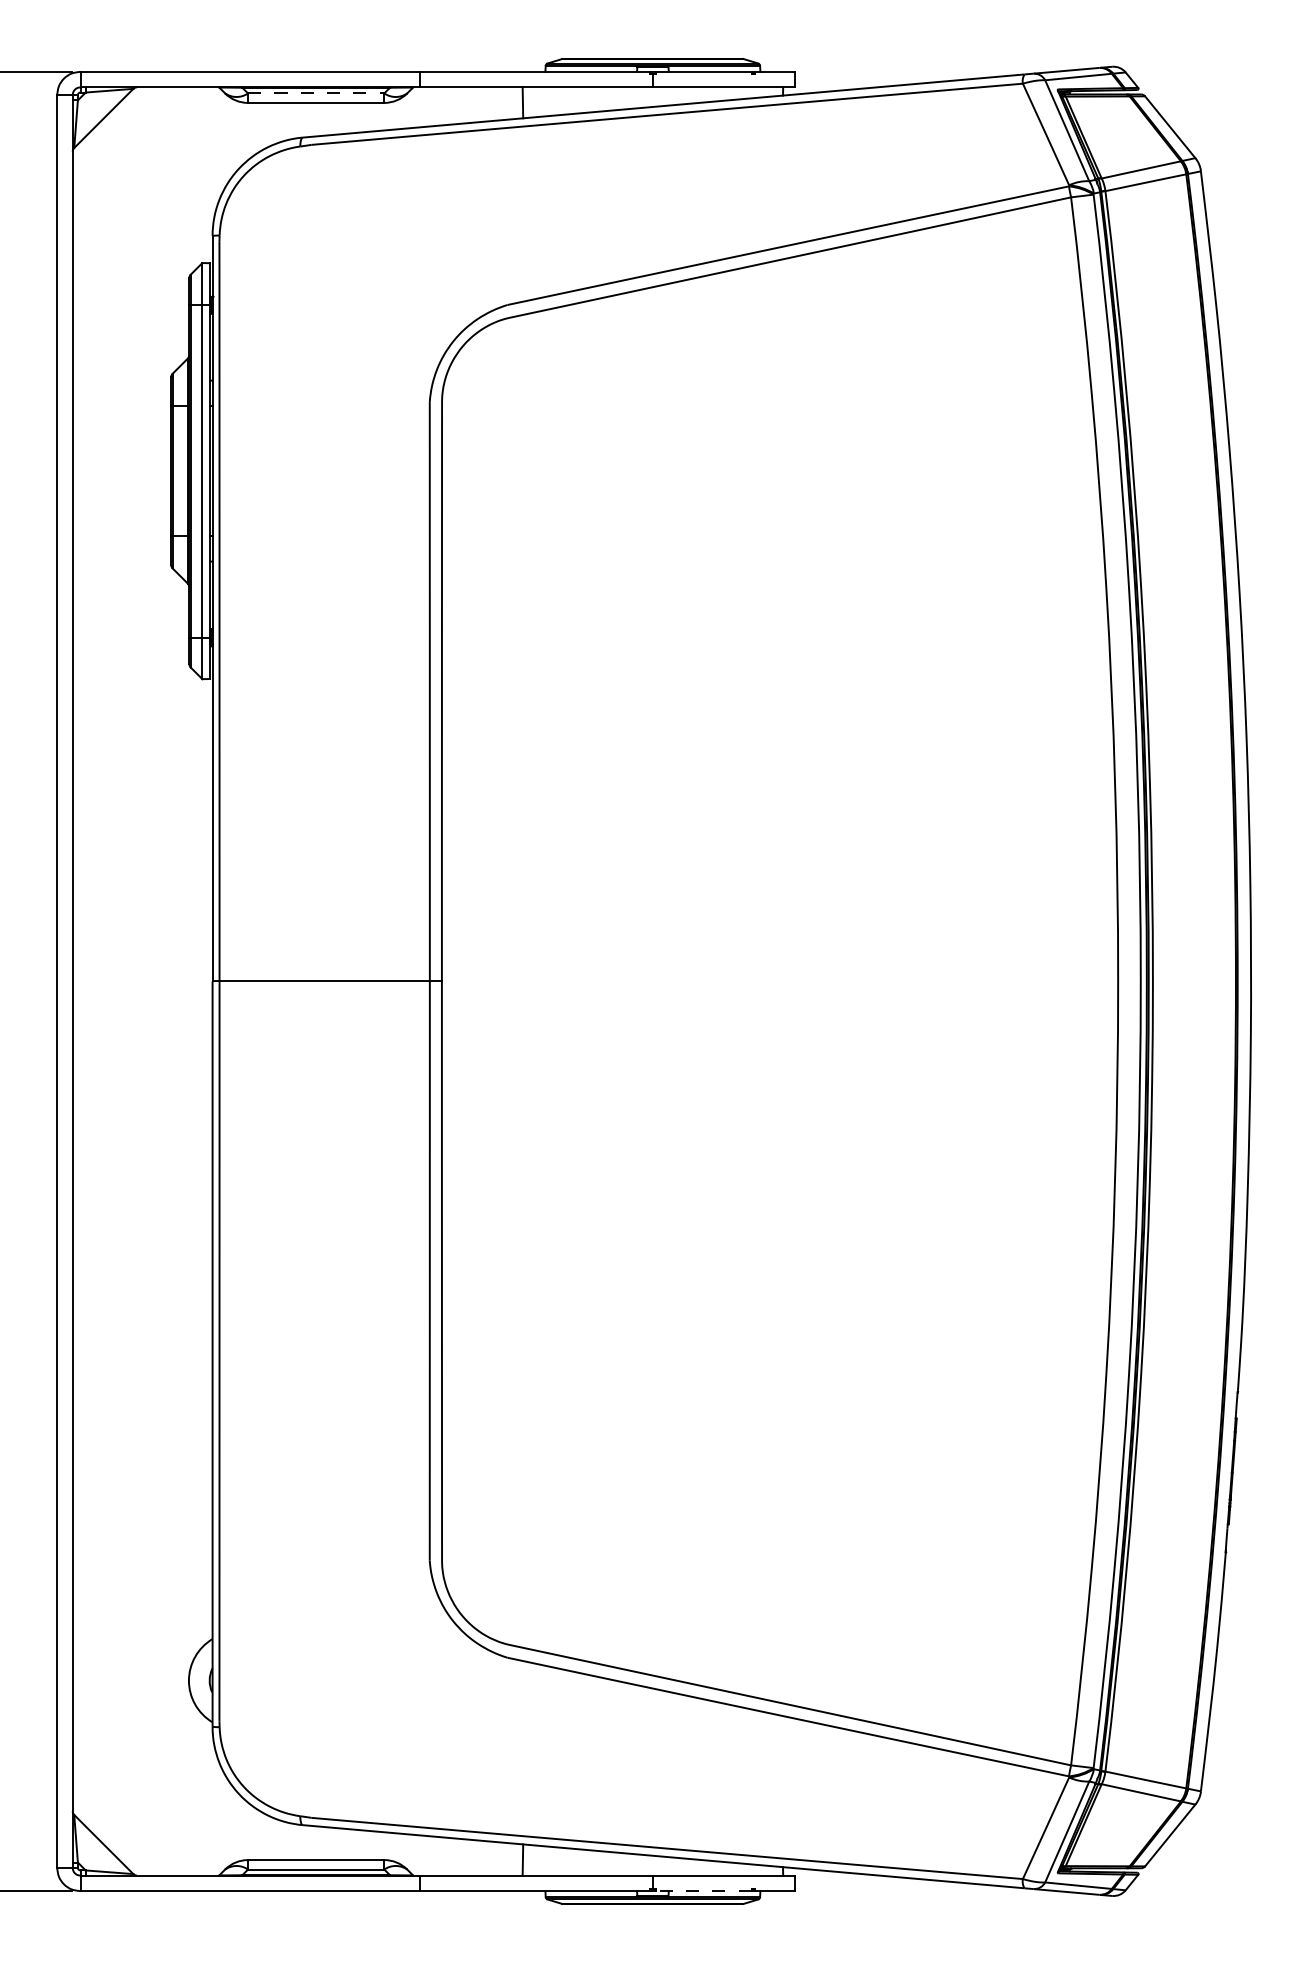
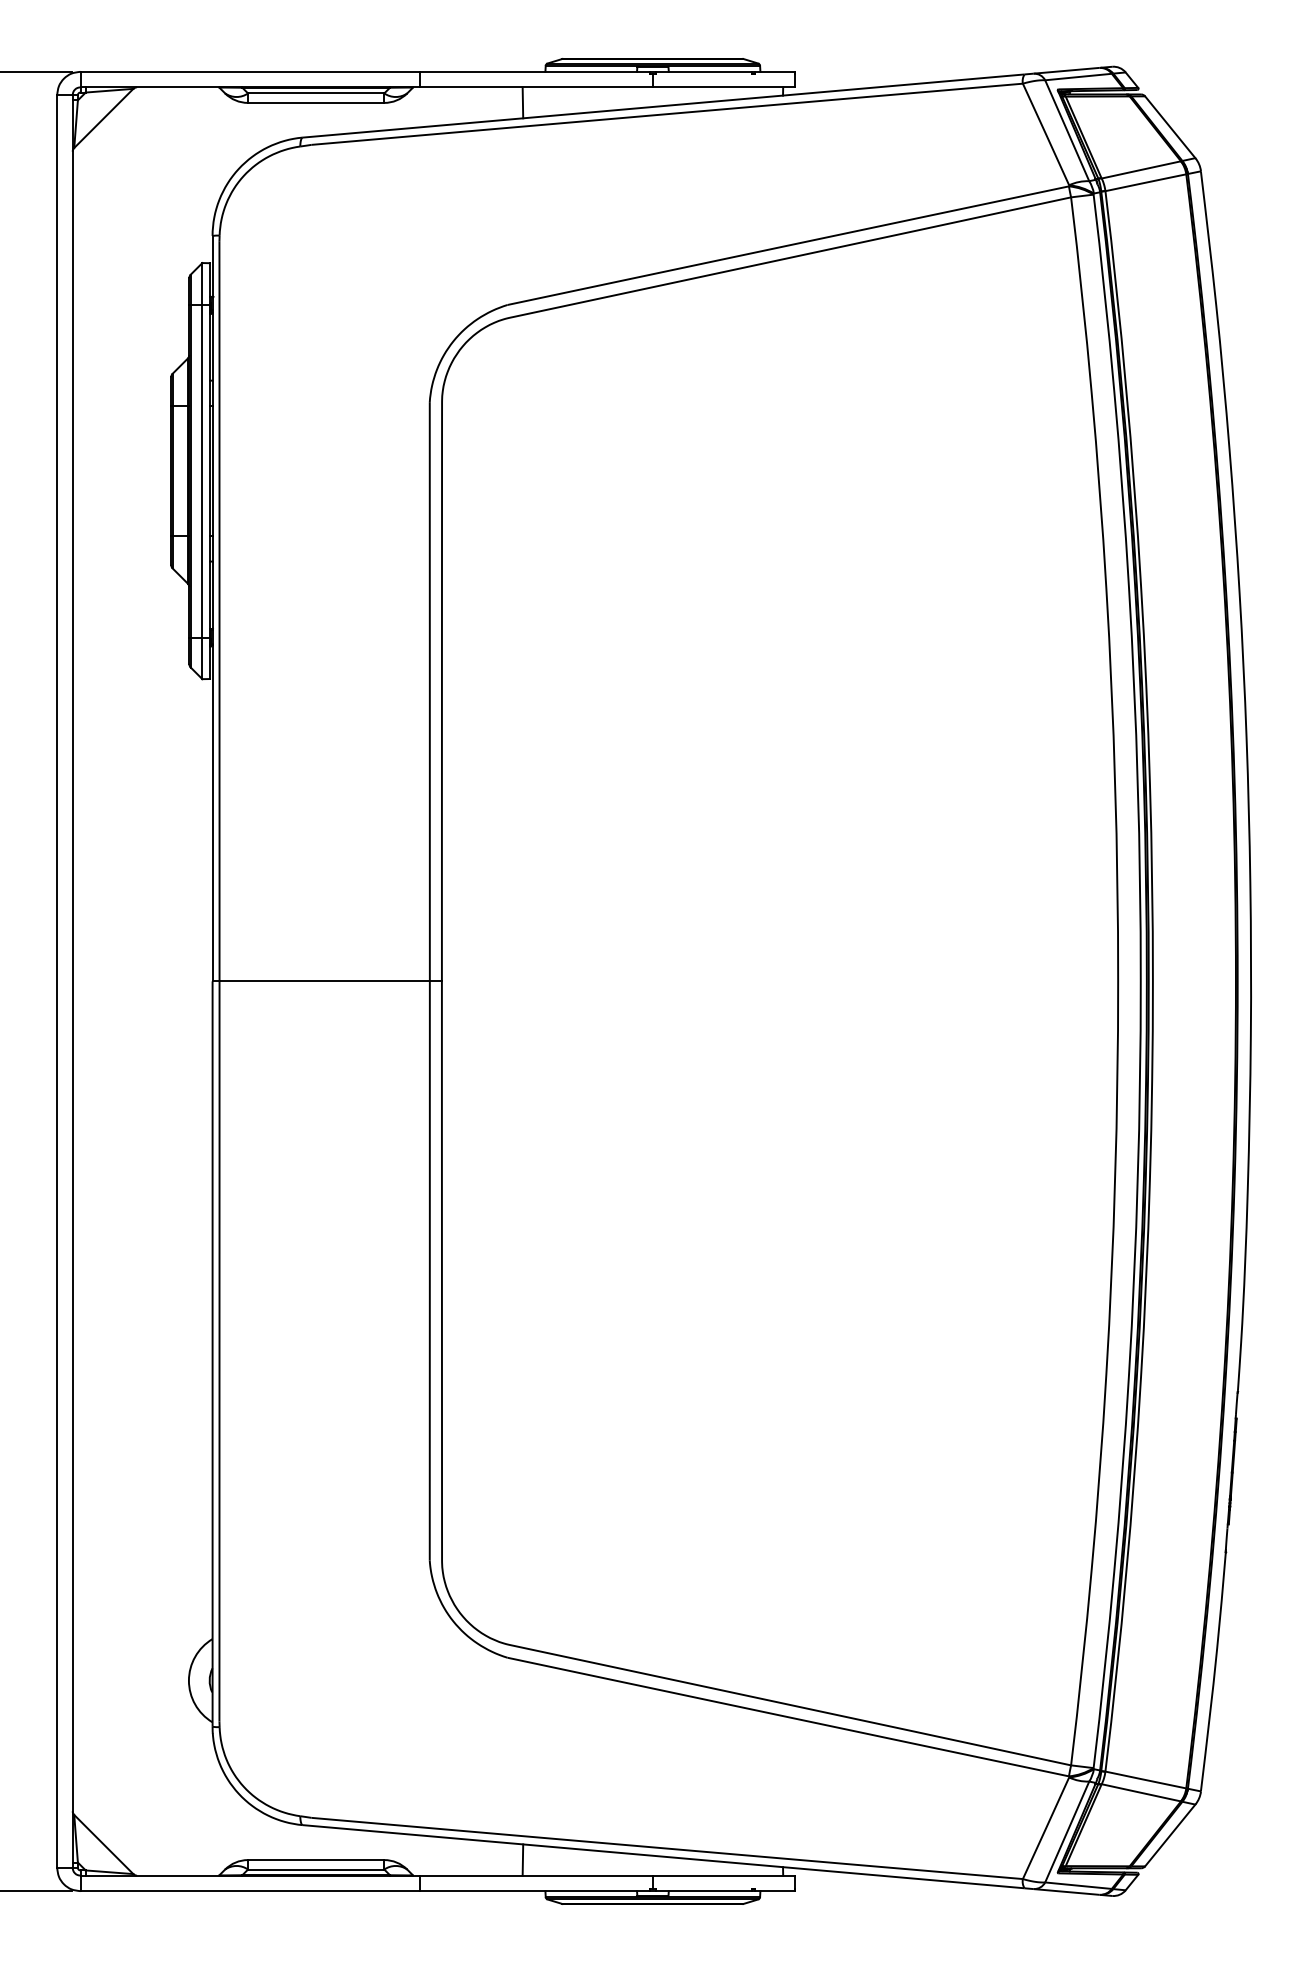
line: dashed -> solid (316, 93)
line: dashed -> solid (703, 1891)
